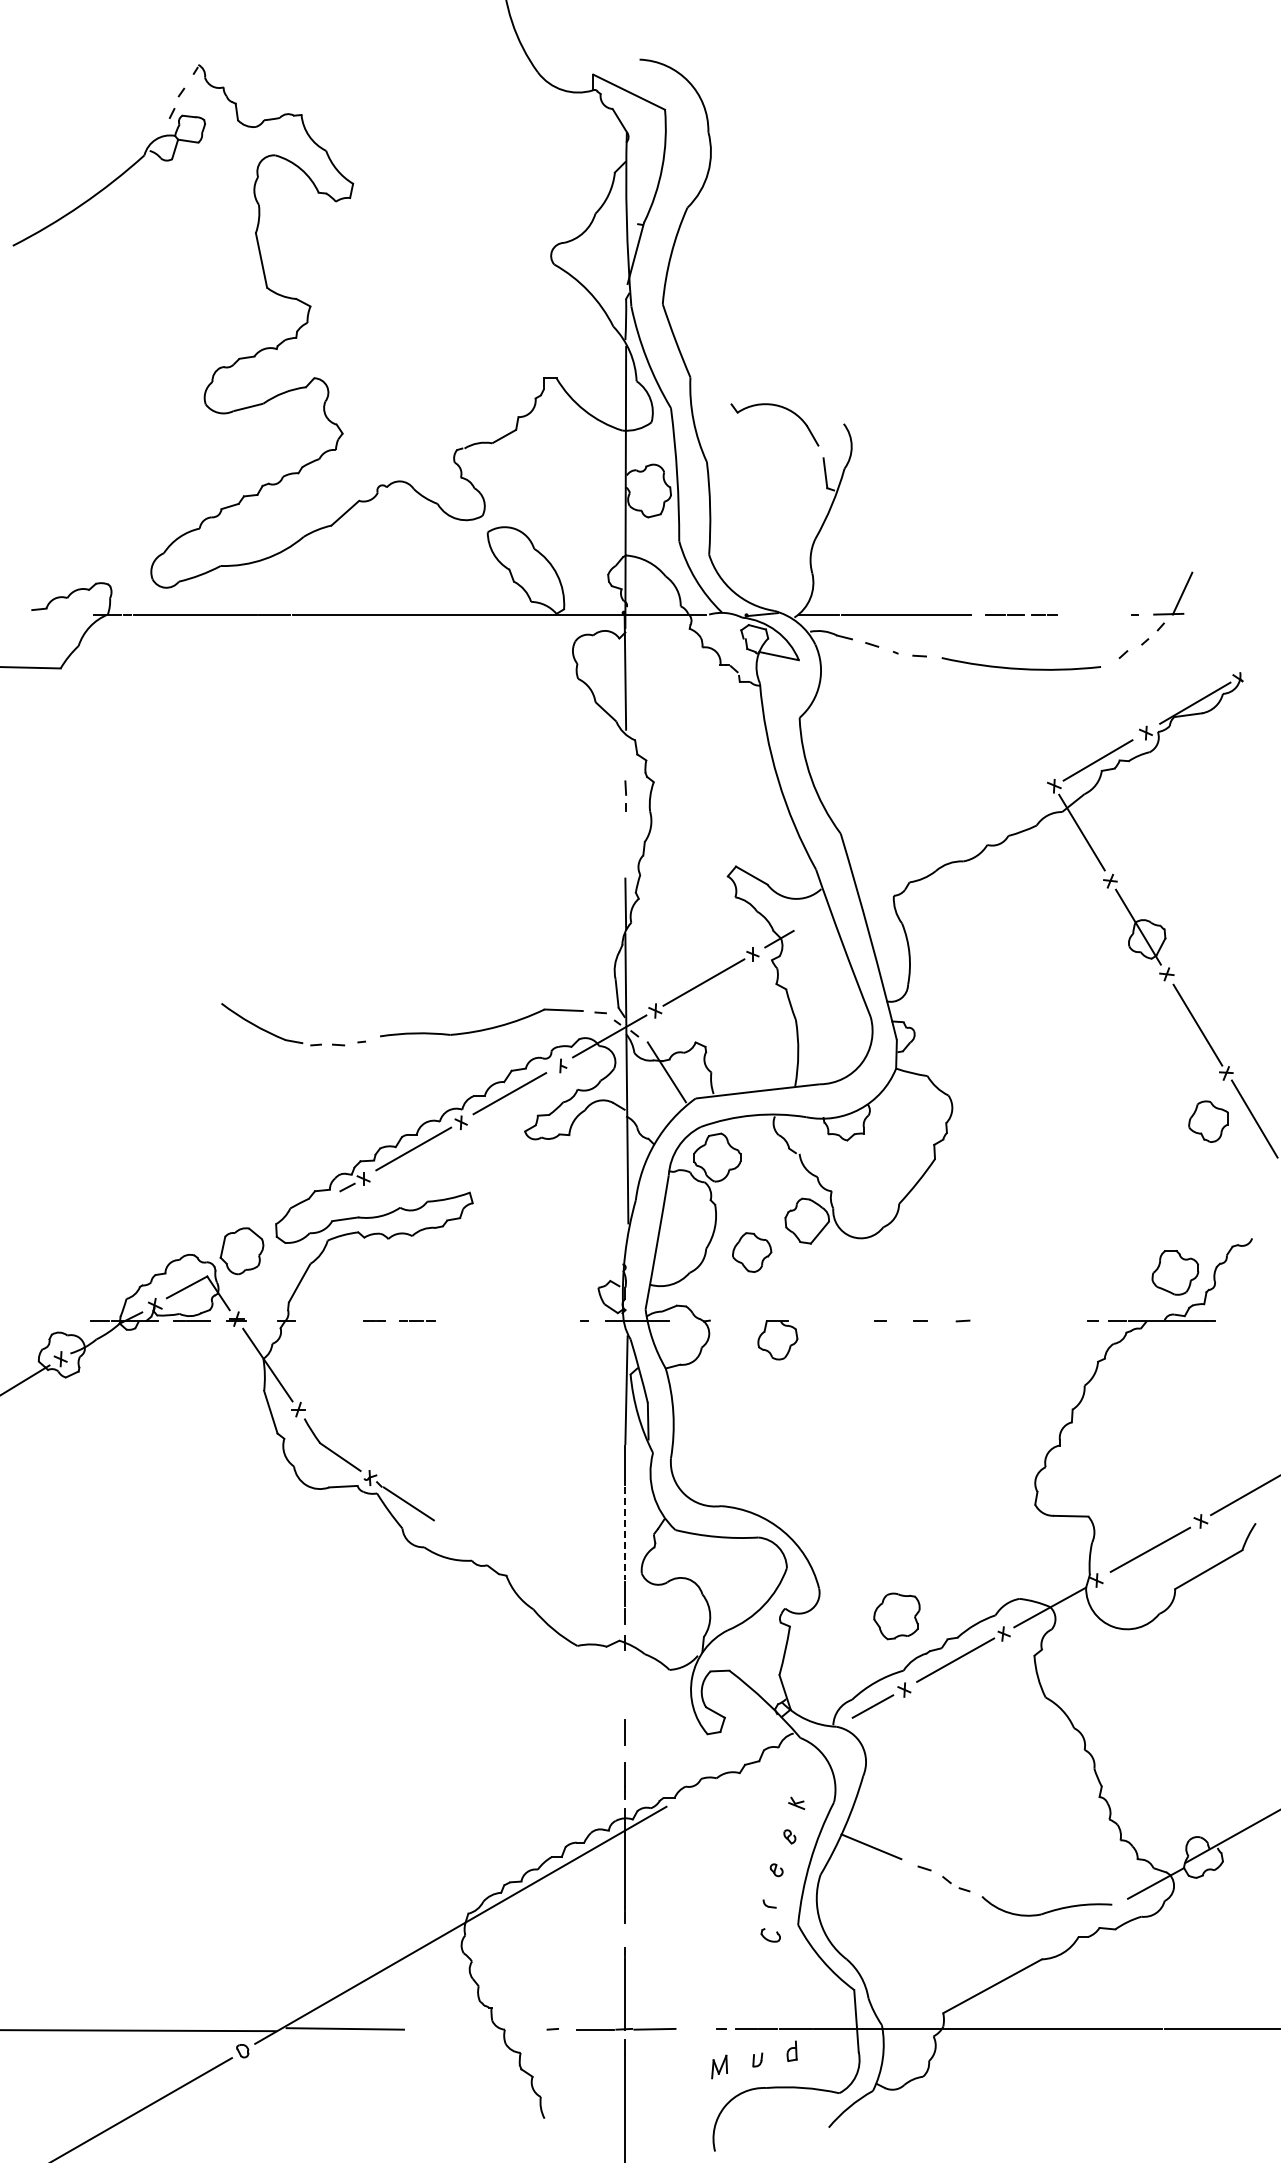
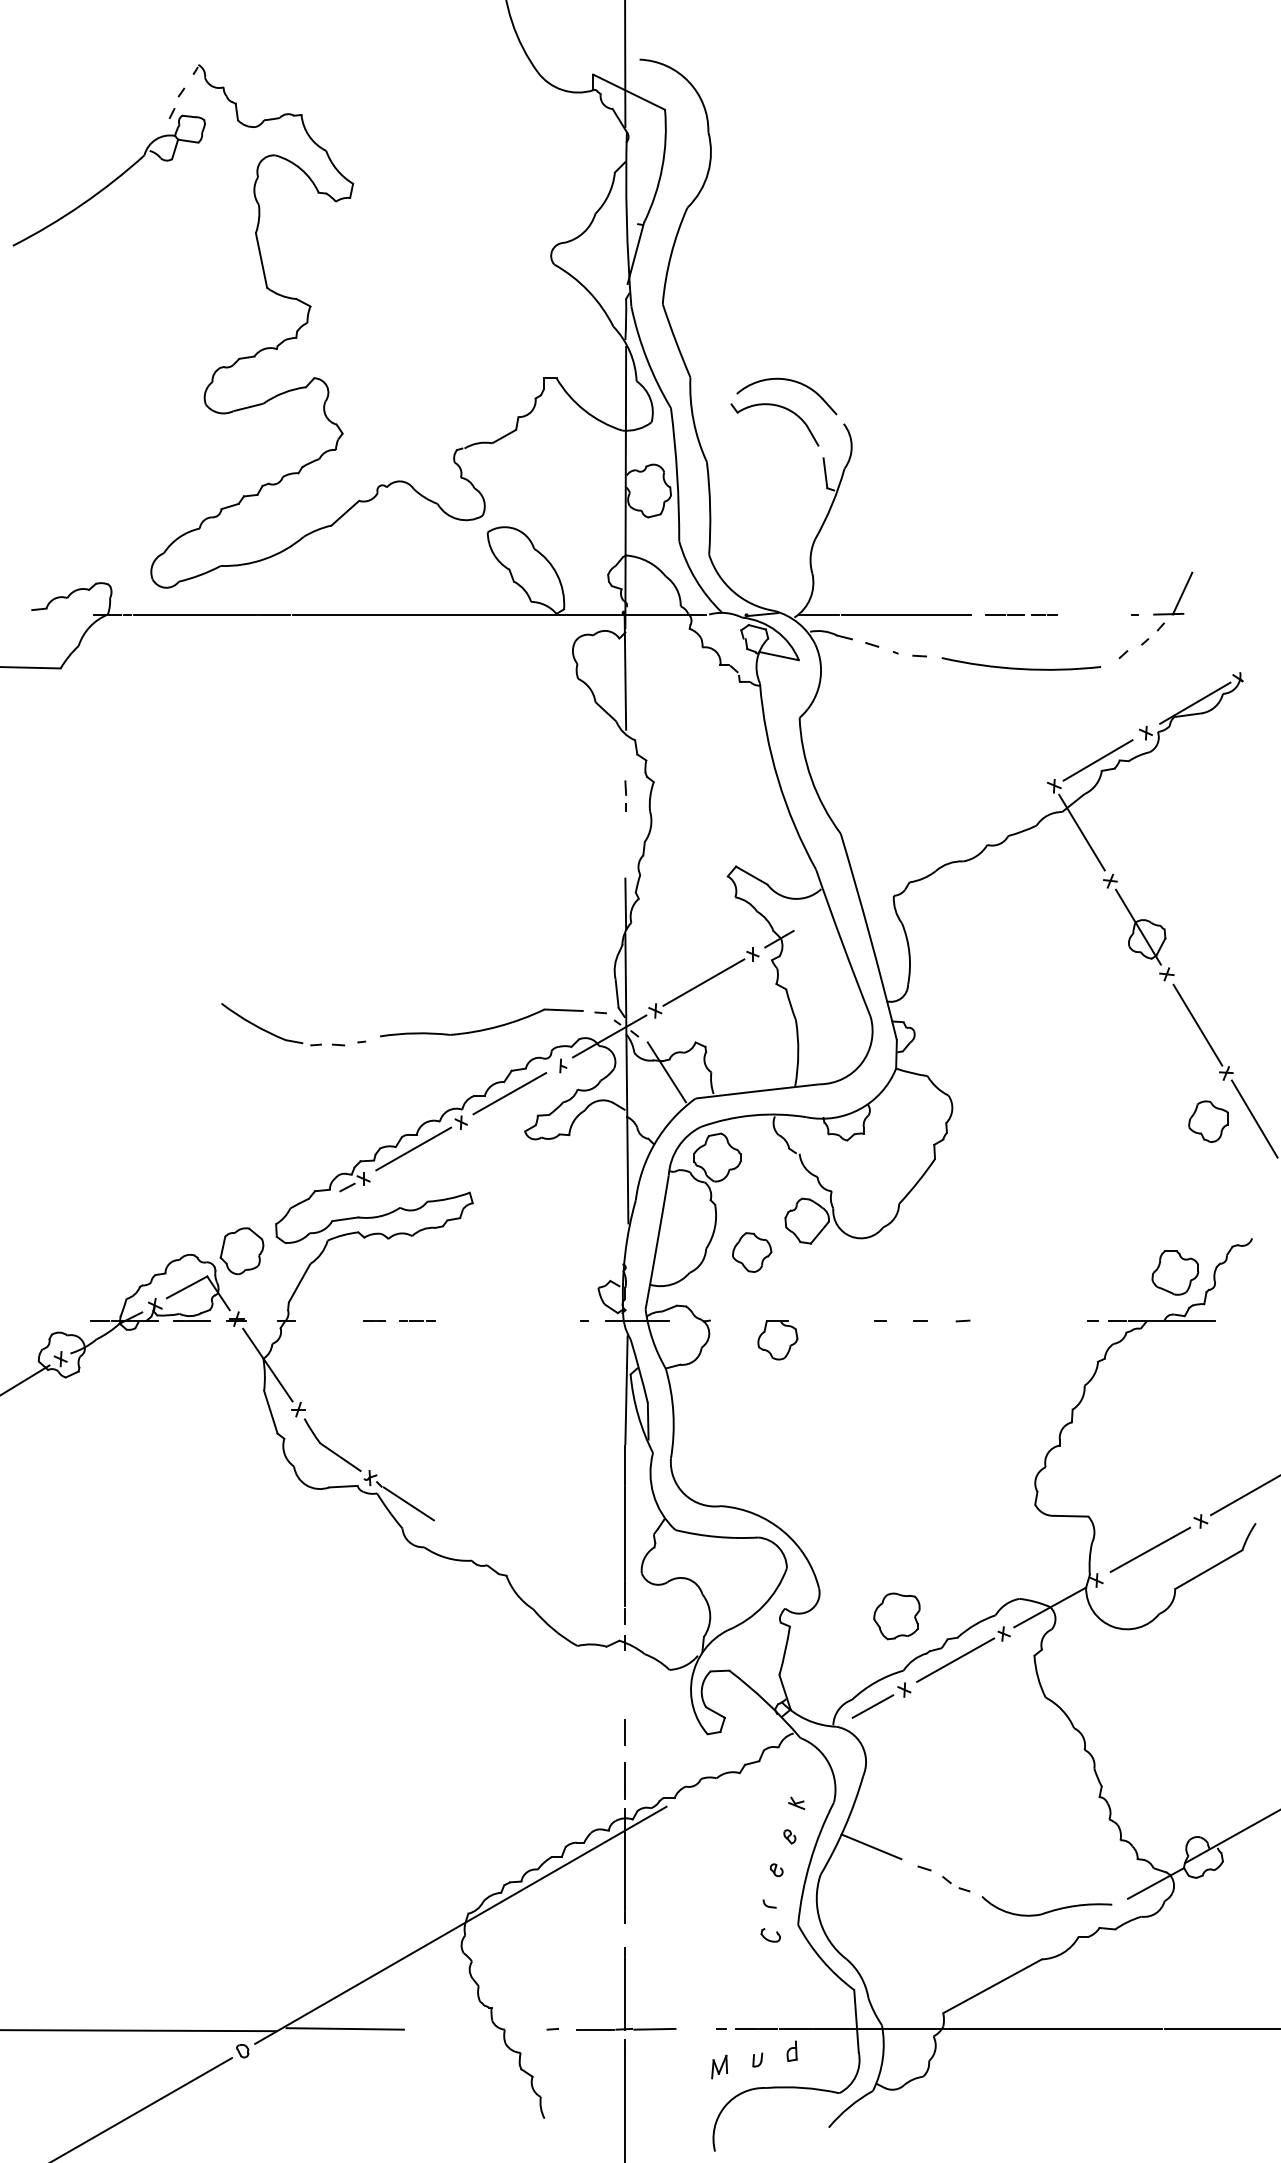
line: none -> present (625, 64)
part: none -> present (790, 381)
line: dashed -> solid (625, 1534)
